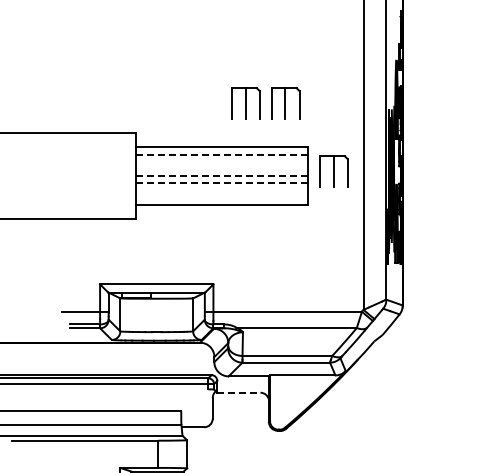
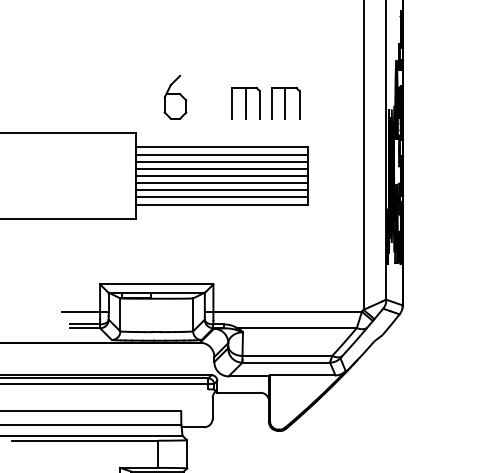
part: none -> present (175, 96)
line: dashed -> solid (221, 154)
line: none -> present (221, 161)
line: none -> present (221, 168)
part: present -> none (333, 171)
line: dashed -> solid (221, 175)
line: dashed -> solid (221, 183)
line: none -> present (221, 190)
line: none -> present (221, 197)
line: dashed -> solid (238, 392)
